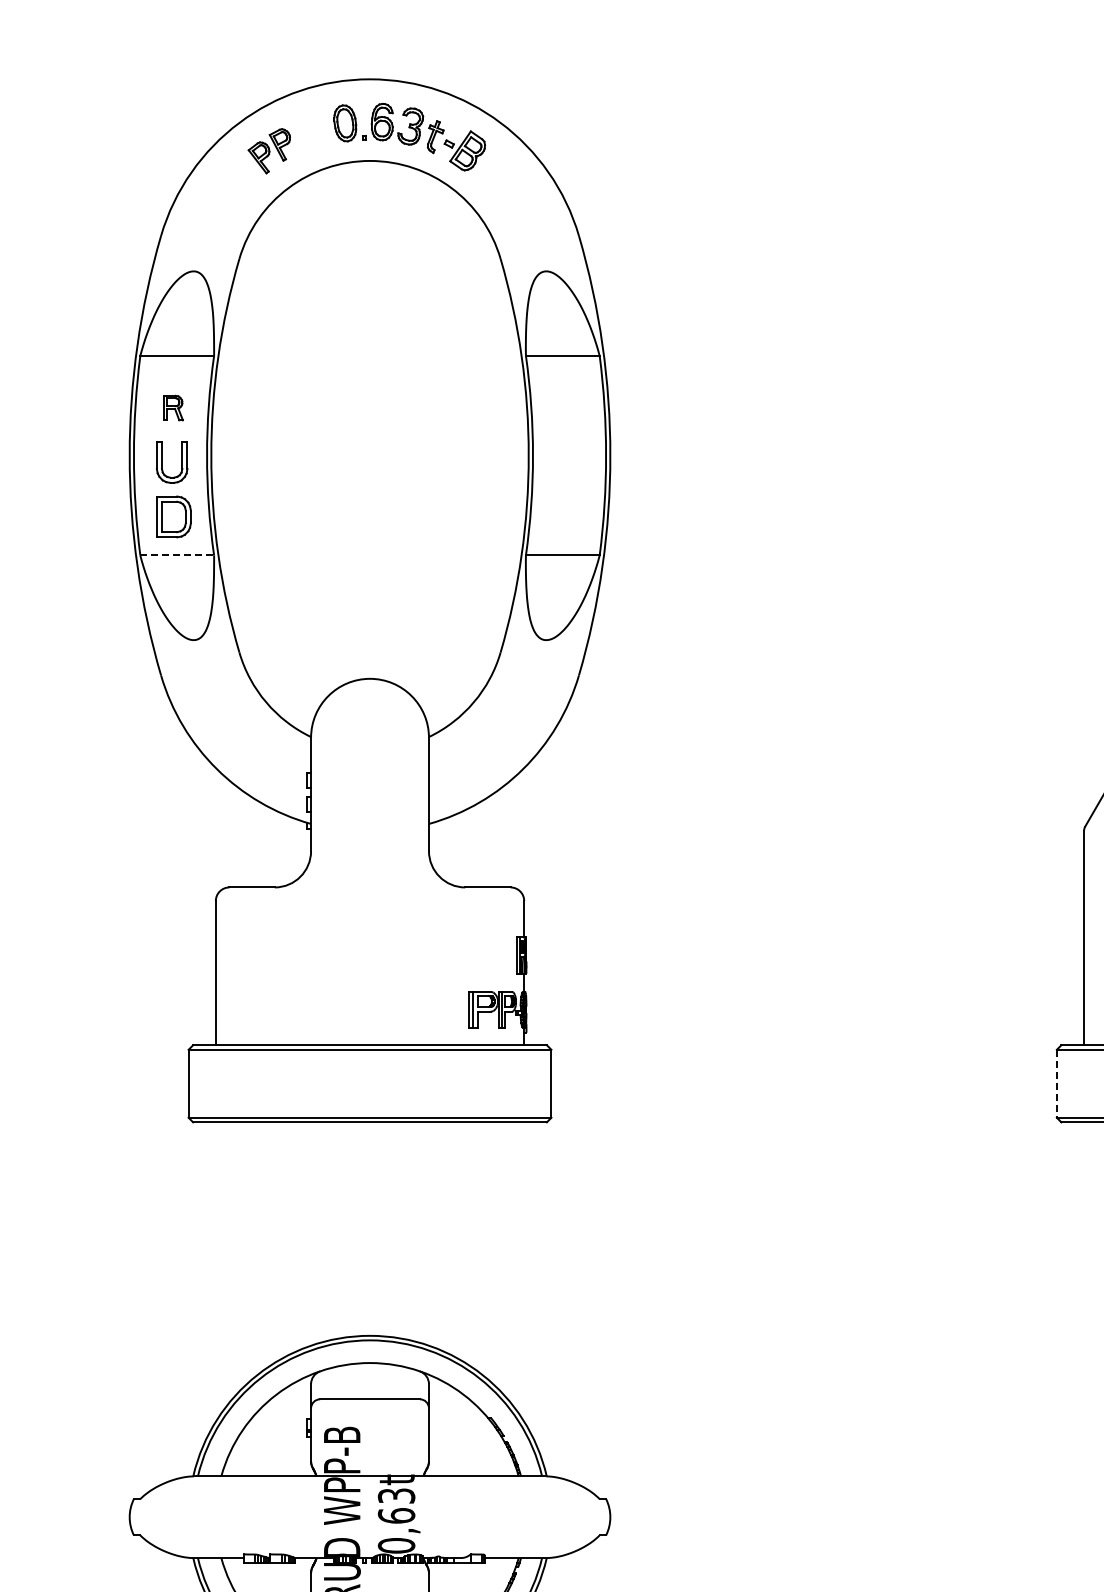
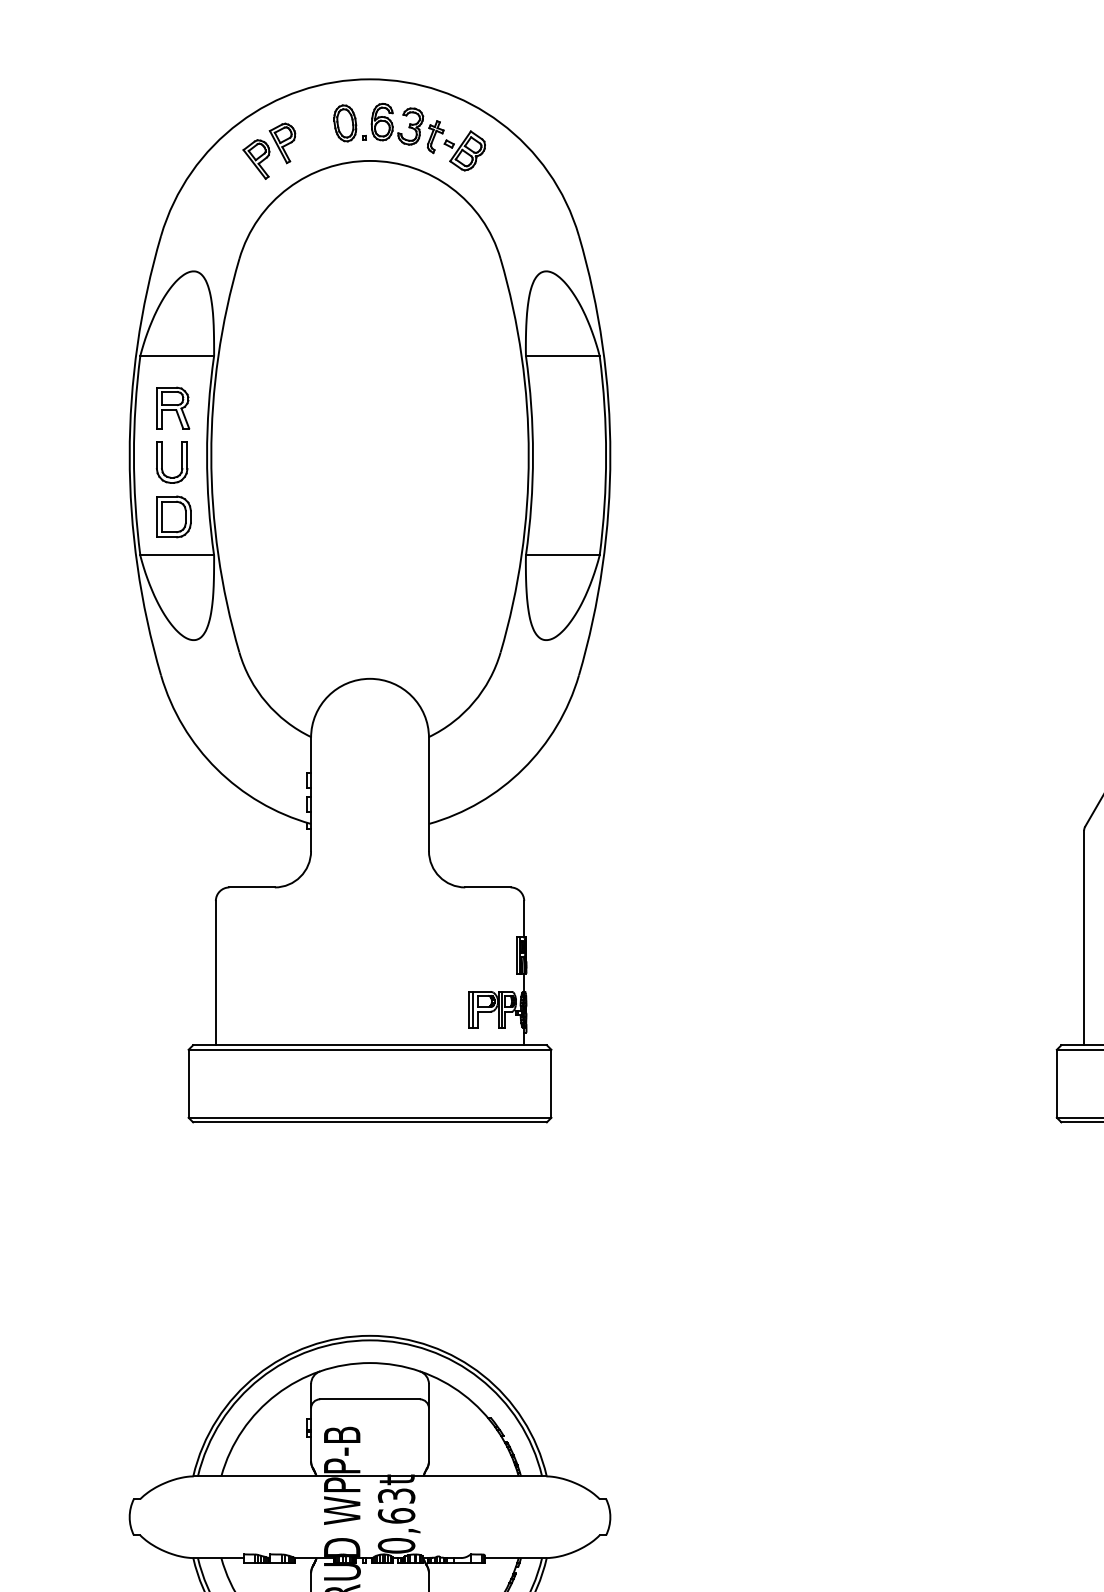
part size: 44x47 px -> 55x58 px (269, 150)
part size: 21x28 px -> 35x44 px (173, 407)
line: dashed -> solid (177, 555)
line: dashed -> solid (1056, 1084)
